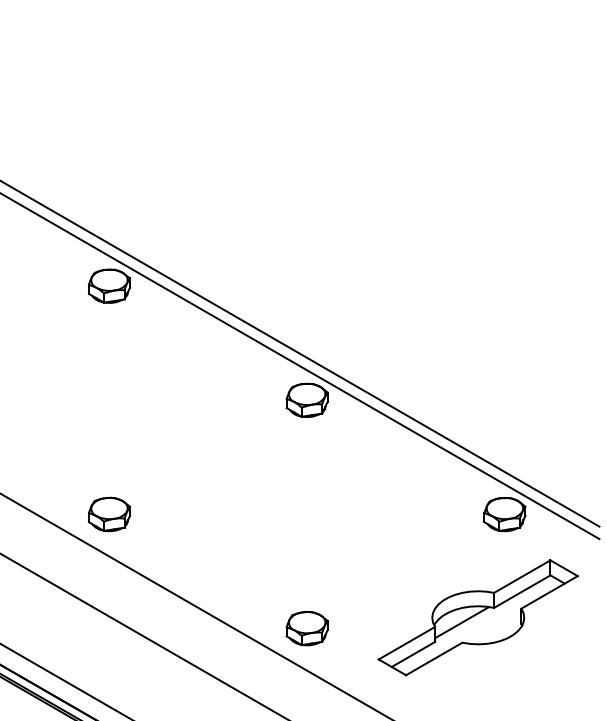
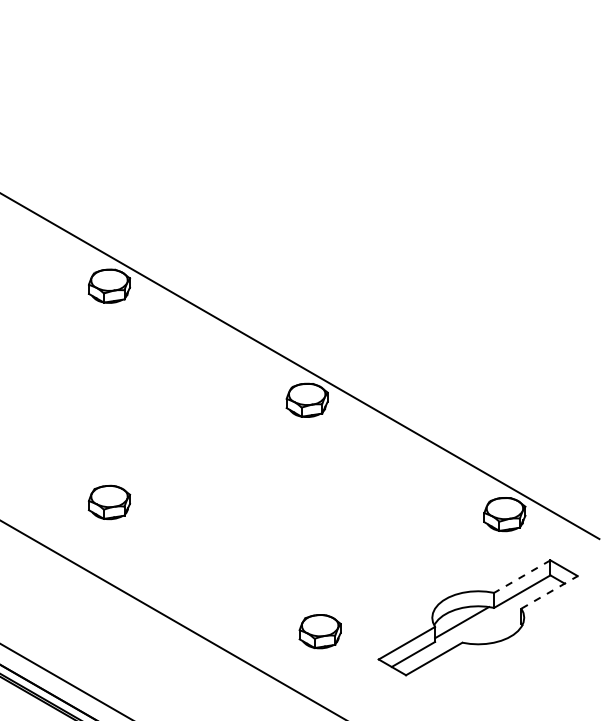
line: present -> none (300, 354)
part position: (109, 514) -> (109, 502) (109, 502)
line: solid -> dashed (522, 576)
line: solid -> dashed (549, 592)
line position: (195, 605) -> (171, 619) (171, 619)
part position: (306, 628) -> (319, 631) (319, 631)
line: present -> none (143, 635)
